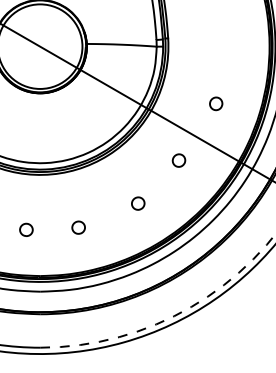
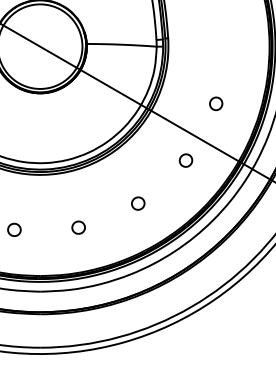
part position: (178, 160) -> (185, 160) (185, 160)
part position: (26, 229) -> (14, 229) (14, 229)
arc: dashed -> solid (170, 317)
